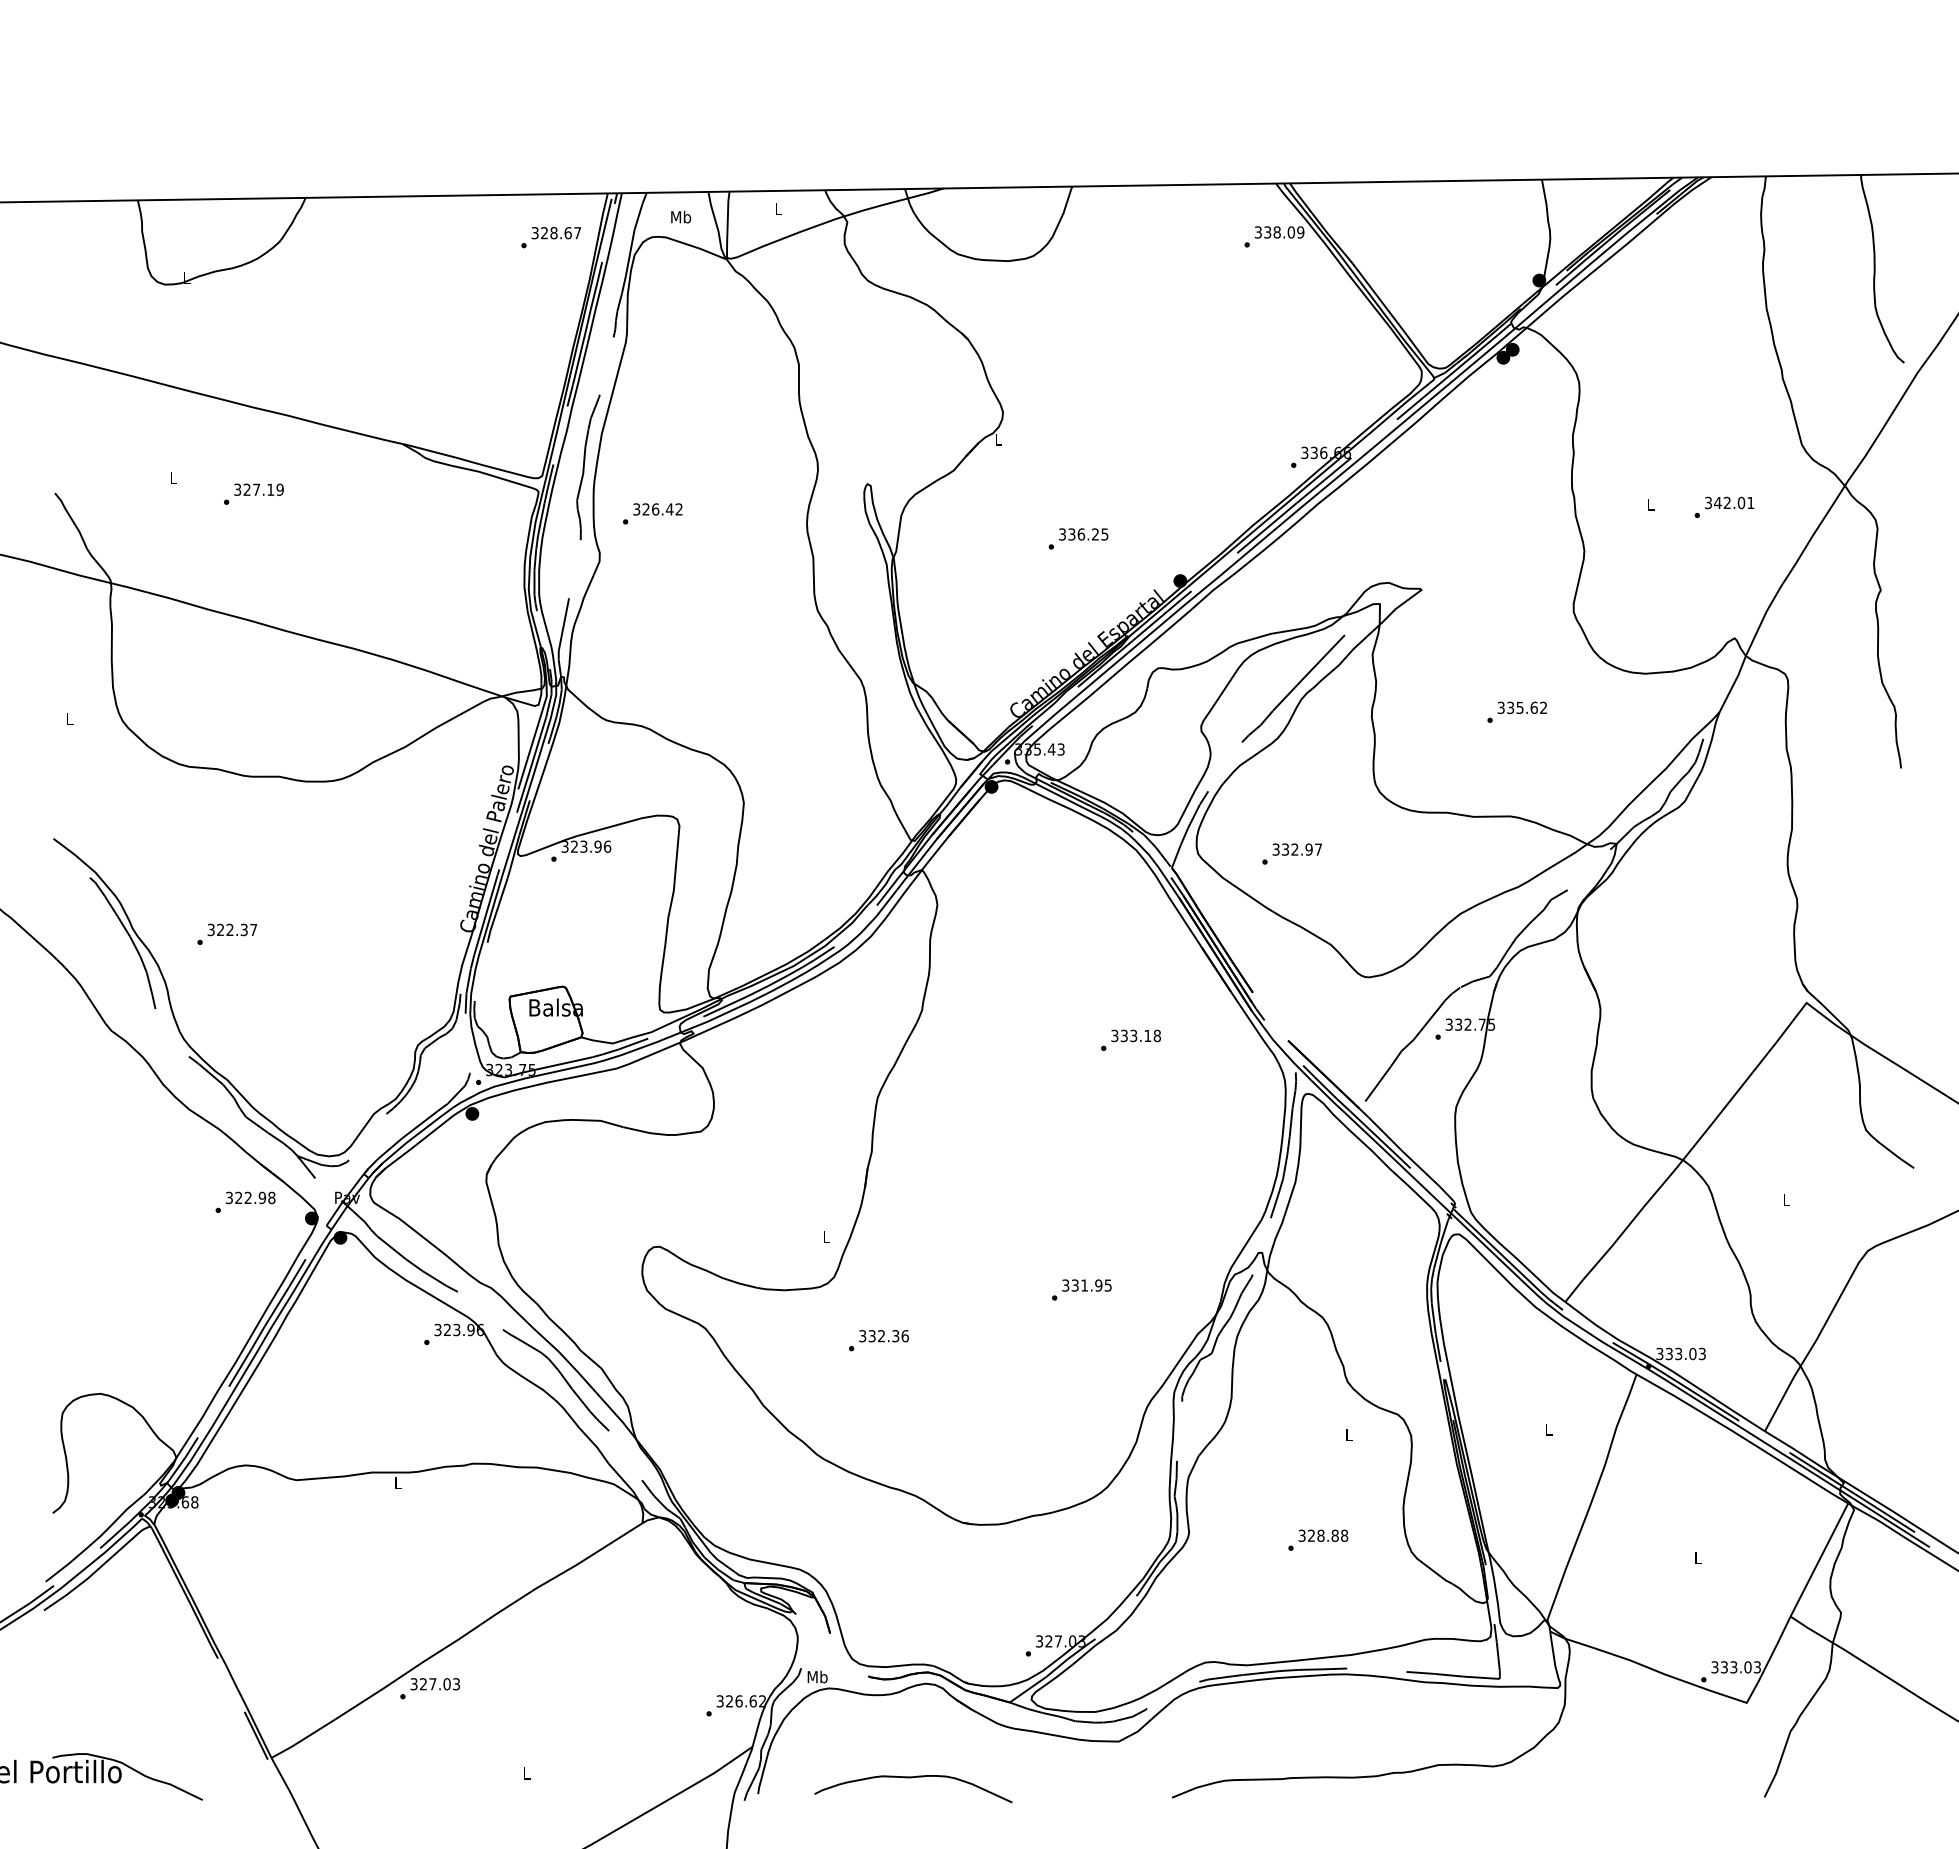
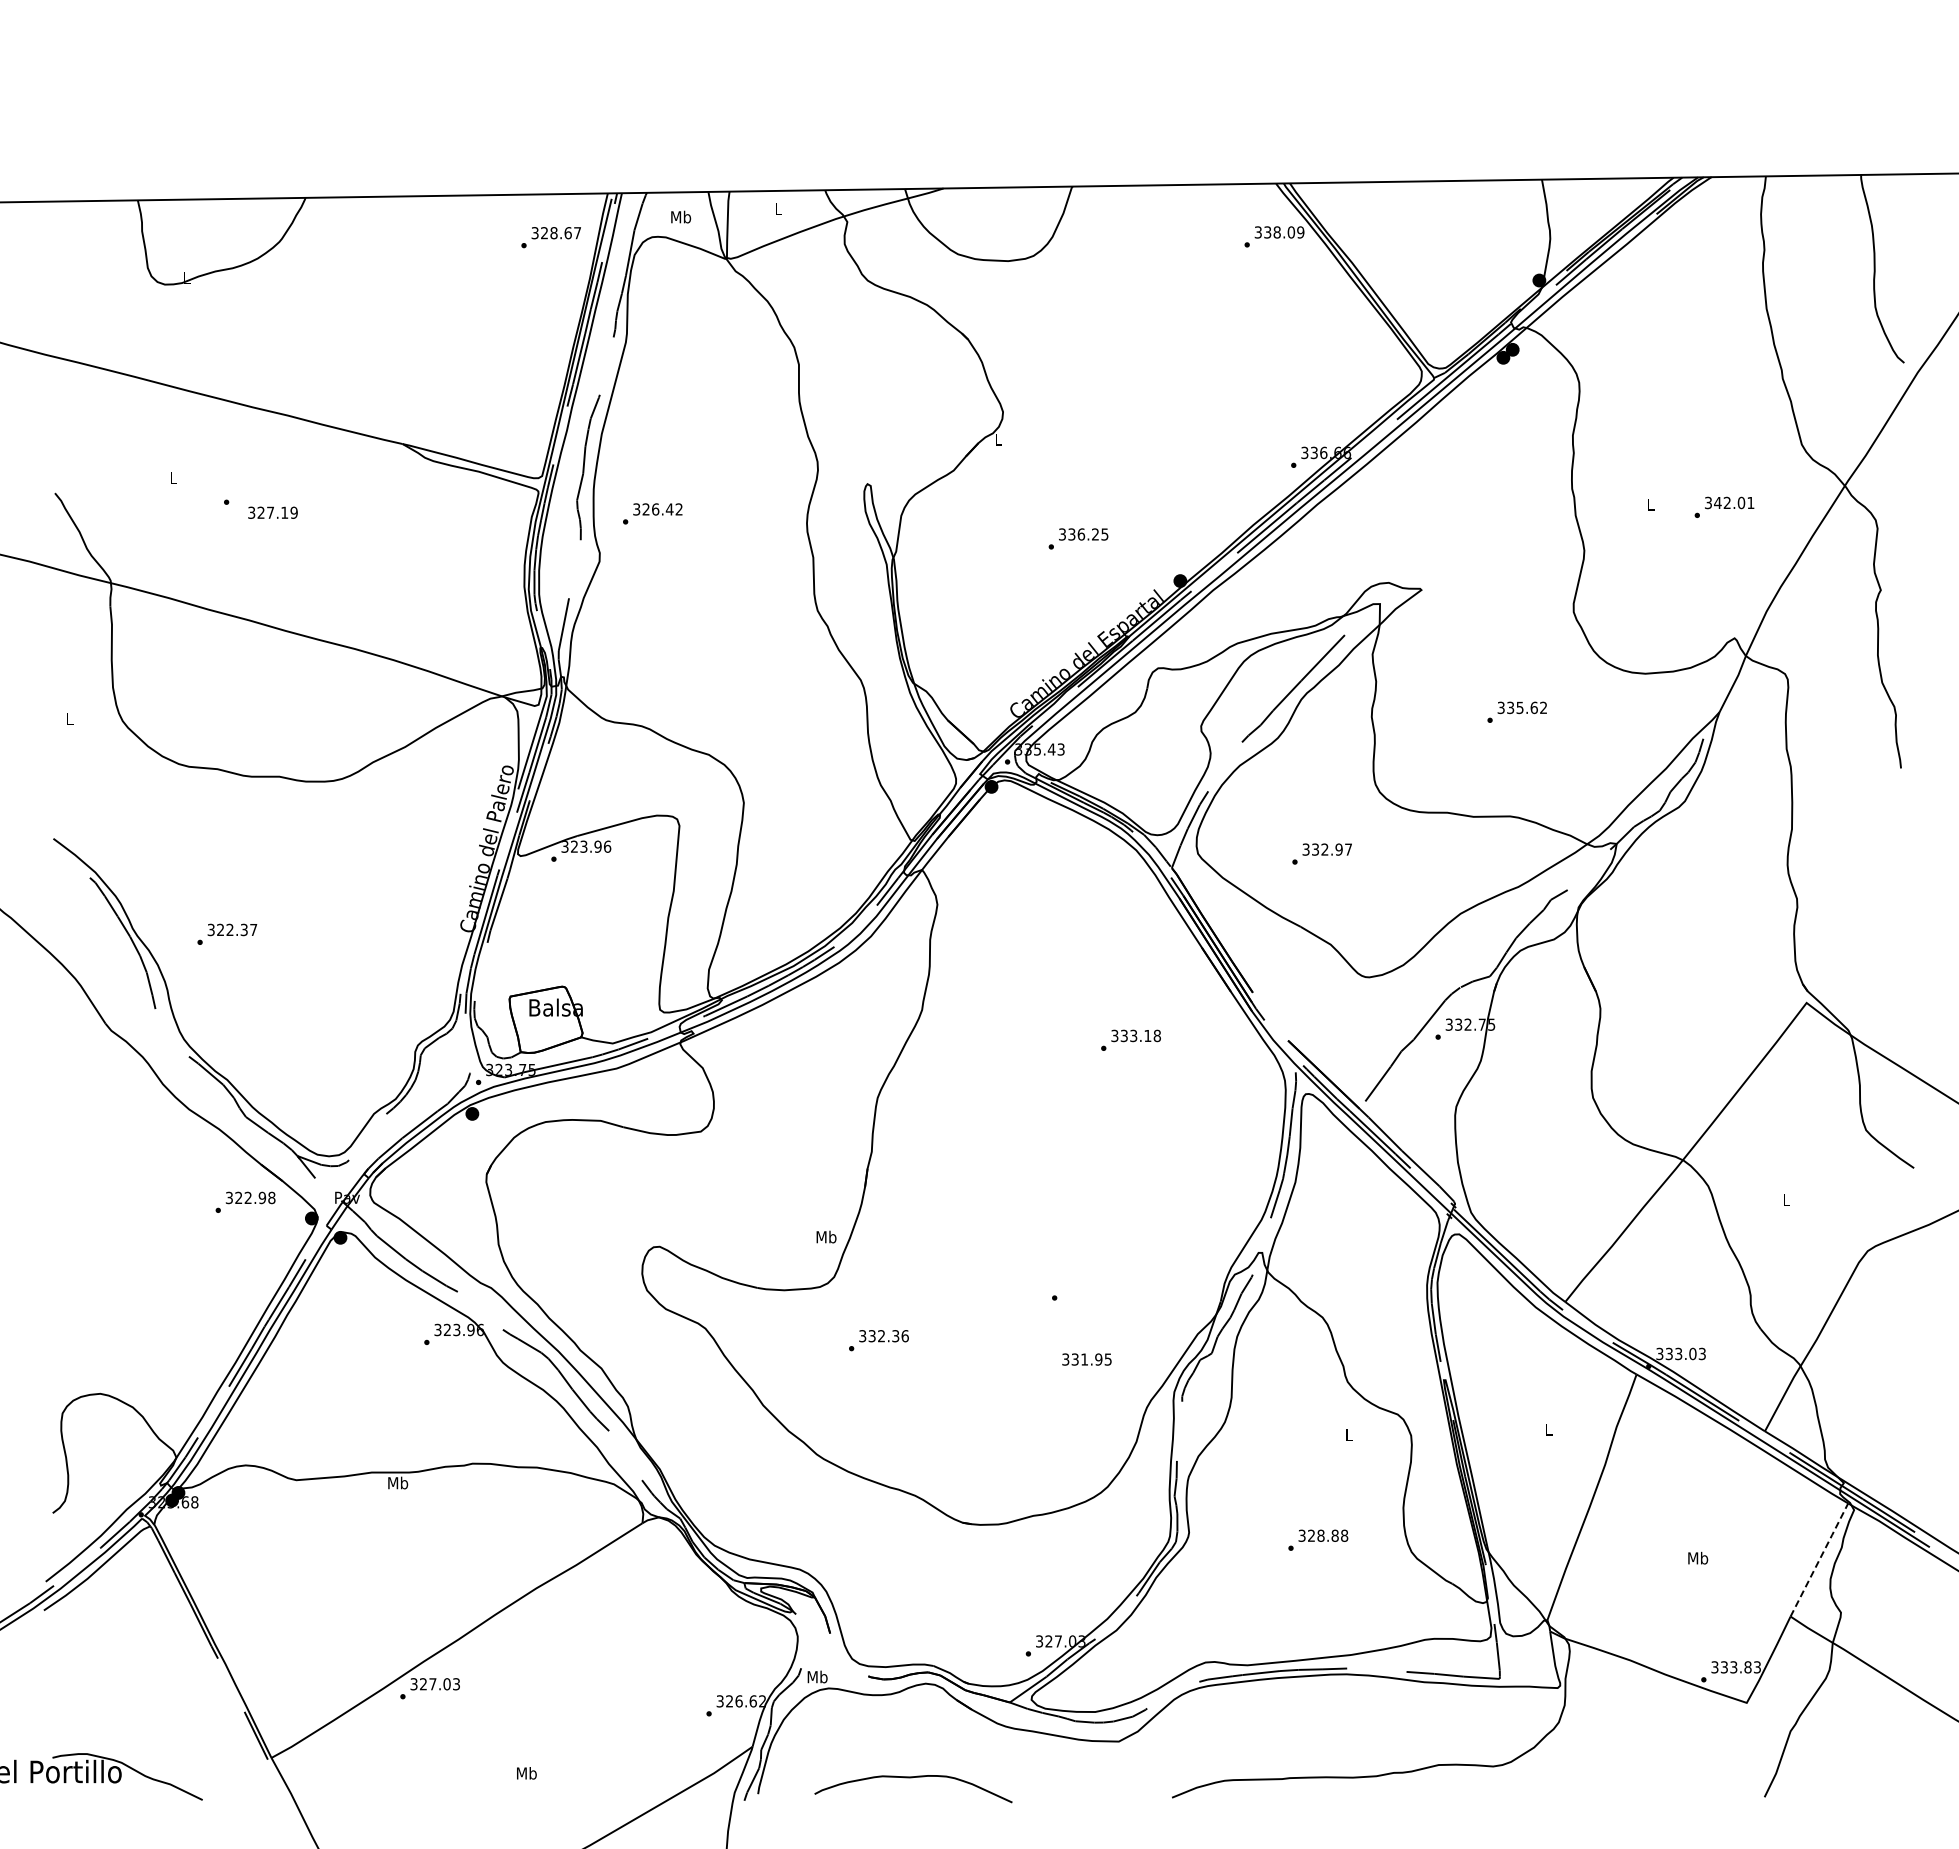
text position: (258, 489) -> (272, 512) (272, 512)
text position: (1291, 853) -> (1321, 853) (1321, 853)
text: L -> Mb (826, 1236)
text position: (1086, 1285) -> (1086, 1359) (1086, 1359)
text: L -> Mb (398, 1482)
text: L -> Mb (1698, 1557)
line: solid -> dashed (1819, 1558)
text: 333.03 -> 333.83 (1747, 1667)
text: L -> Mb (526, 1773)
